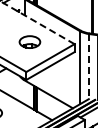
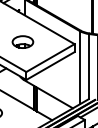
line: dashed -> solid (37, 22)
part position: (29, 41) -> (22, 41) (22, 41)
line: dashed -> solid (89, 66)
